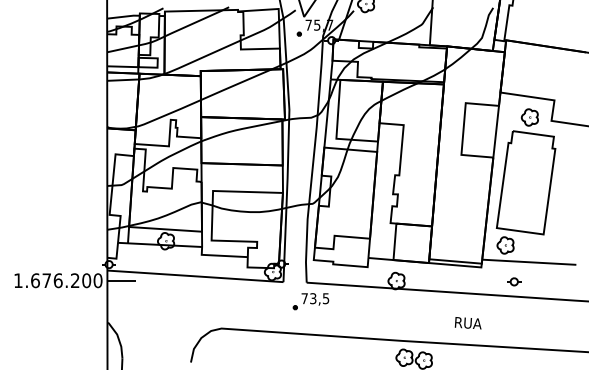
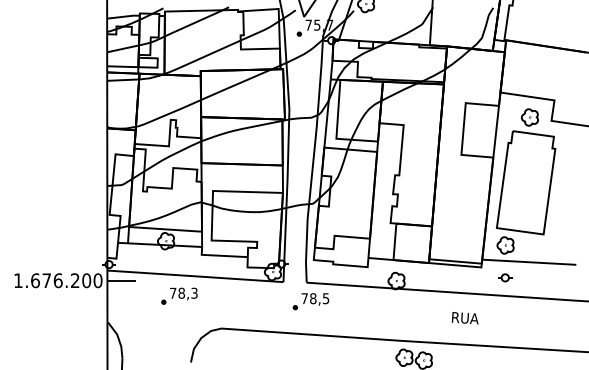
part position: (514, 281) -> (505, 277) (505, 277)
part: none -> present (179, 295)
text: 73,5 -> 78,5 (313, 298)
text position: (467, 323) -> (464, 318) (464, 318)
